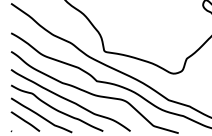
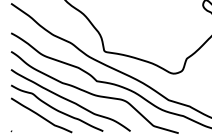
line: present -> none (25, 121)
